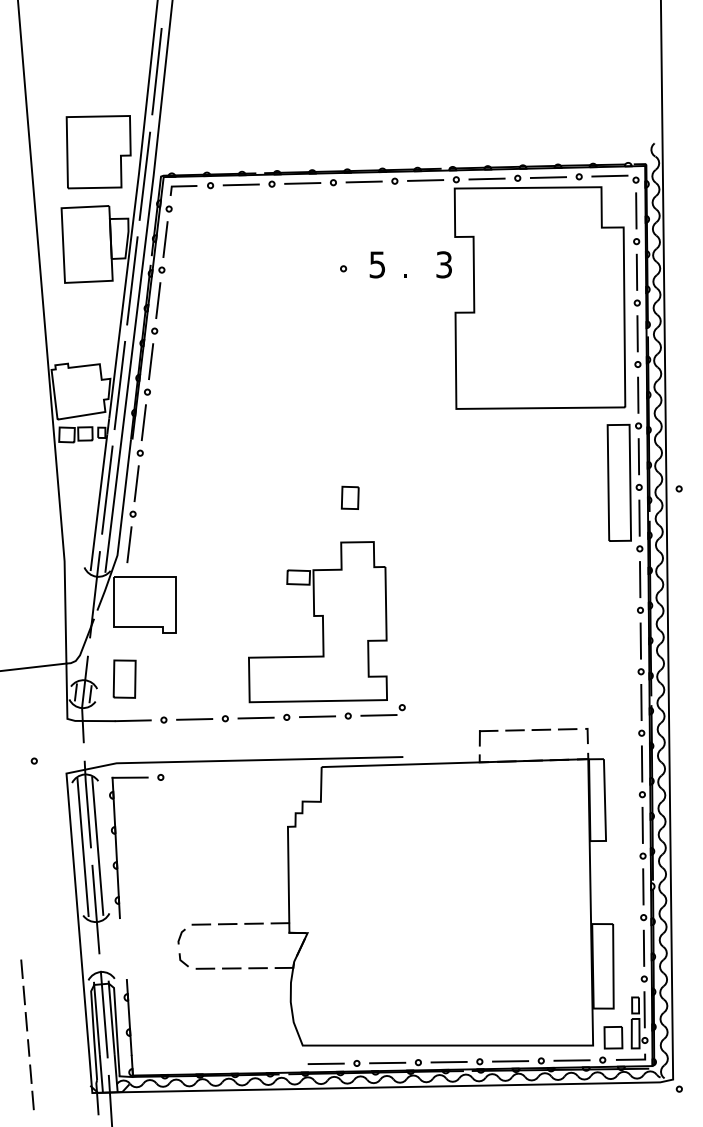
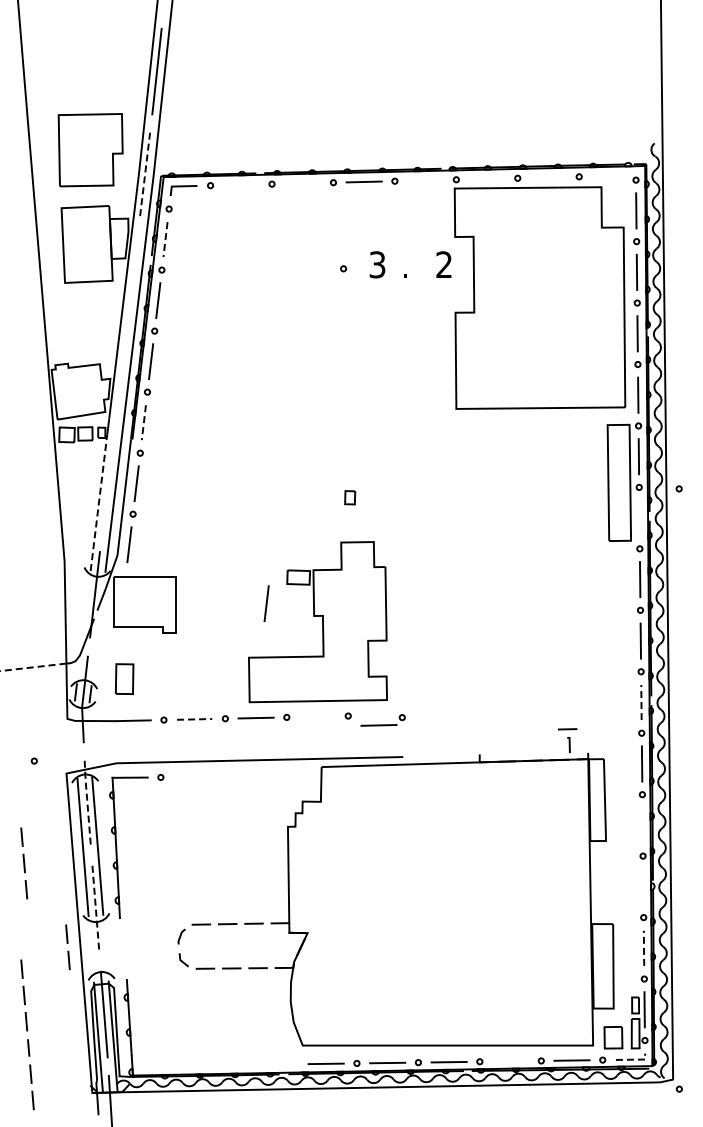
part position: (98, 152) -> (90, 150) (90, 150)
line: present -> none (609, 175)
line: solid -> dashed (144, 176)
line: present -> none (548, 177)
line: present -> none (486, 178)
line: present -> none (425, 180)
line: present -> none (302, 183)
line: present -> none (240, 184)
line: solid -> dashed (165, 239)
text: 5 -> 3 (377, 264)
text: 3 -> 2 (443, 264)
line: present -> none (132, 280)
line: present -> none (119, 385)
line: solid -> dashed (143, 422)
line: present -> none (107, 489)
part size: 20x25 px -> 13x16 px (350, 497)
line: solid -> dashed (98, 502)
line: present -> none (639, 517)
line: none -> present (266, 603)
line: solid -> dashed (32, 667)
part size: 25x40 px -> 20x32 px (124, 678)
line: solid -> dashed (641, 702)
part position: (382, 710) -> (382, 720) (382, 720)
line: present -> none (317, 716)
line: solid -> dashed (194, 719)
line position: (586, 735) -> (568, 744) (568, 744)
part: present -> none (514, 737)
line: solid -> dashed (87, 804)
line: present -> none (642, 824)
part: none -> present (24, 863)
line: present -> none (643, 886)
line: solid -> dashed (95, 909)
line: solid -> dashed (644, 948)
line: none -> present (67, 950)
line: solid -> dashed (634, 1059)
line: present -> none (510, 1061)
